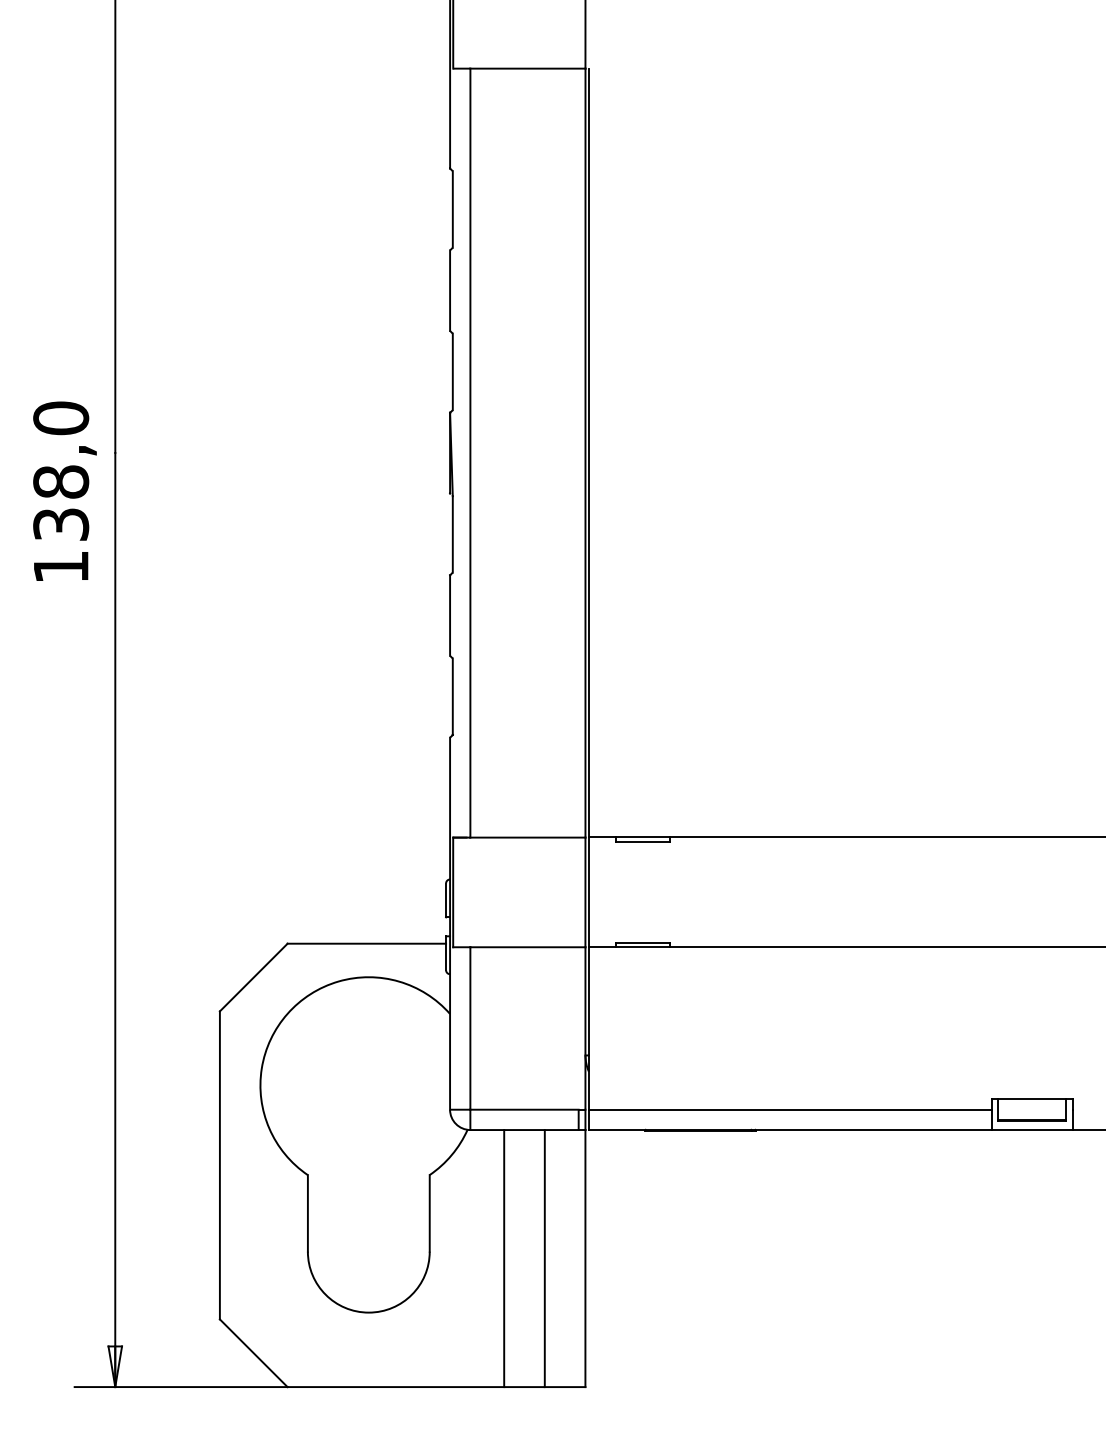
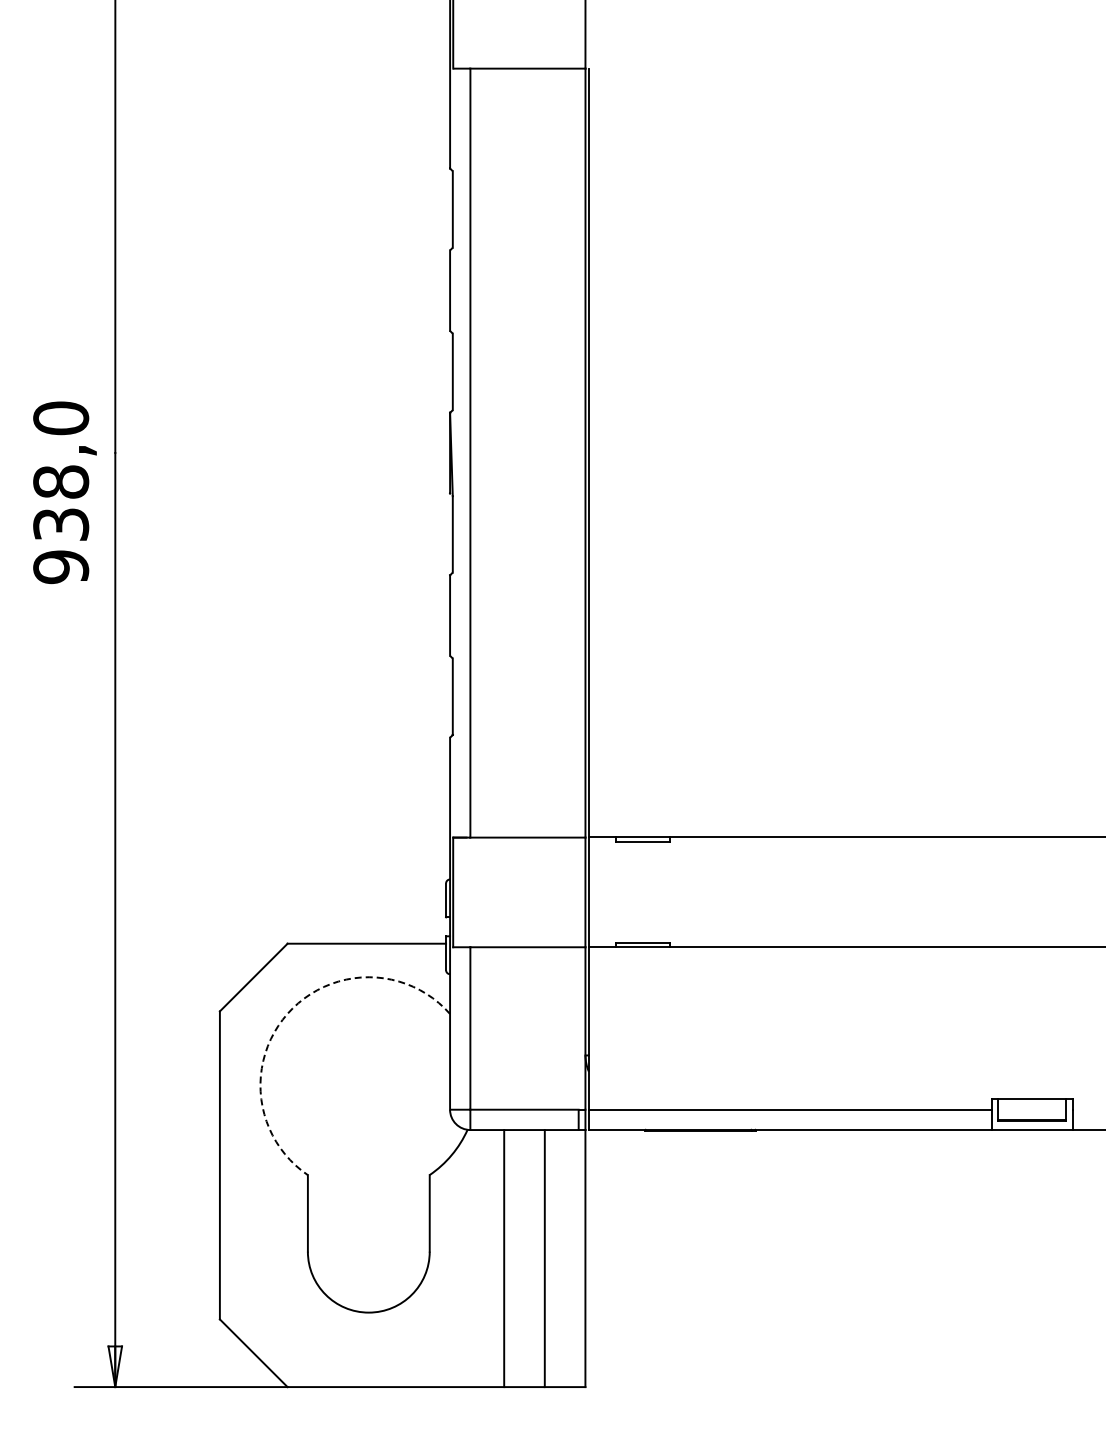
text: 138,0 -> 938,0 (61, 567)
arc: solid -> dashed (287, 1013)
